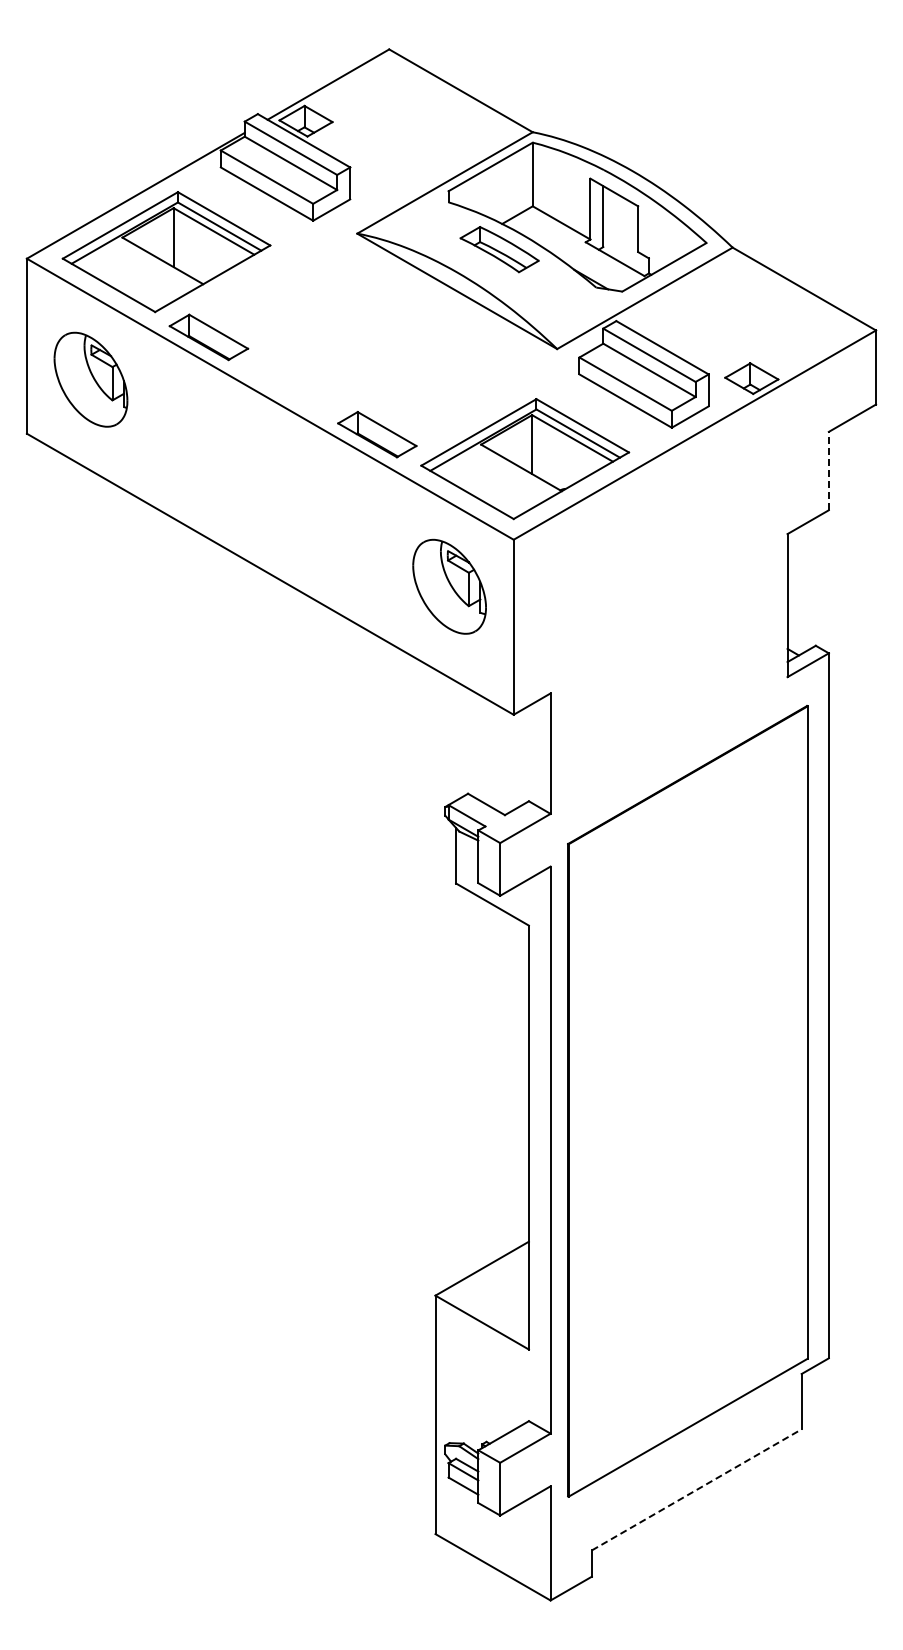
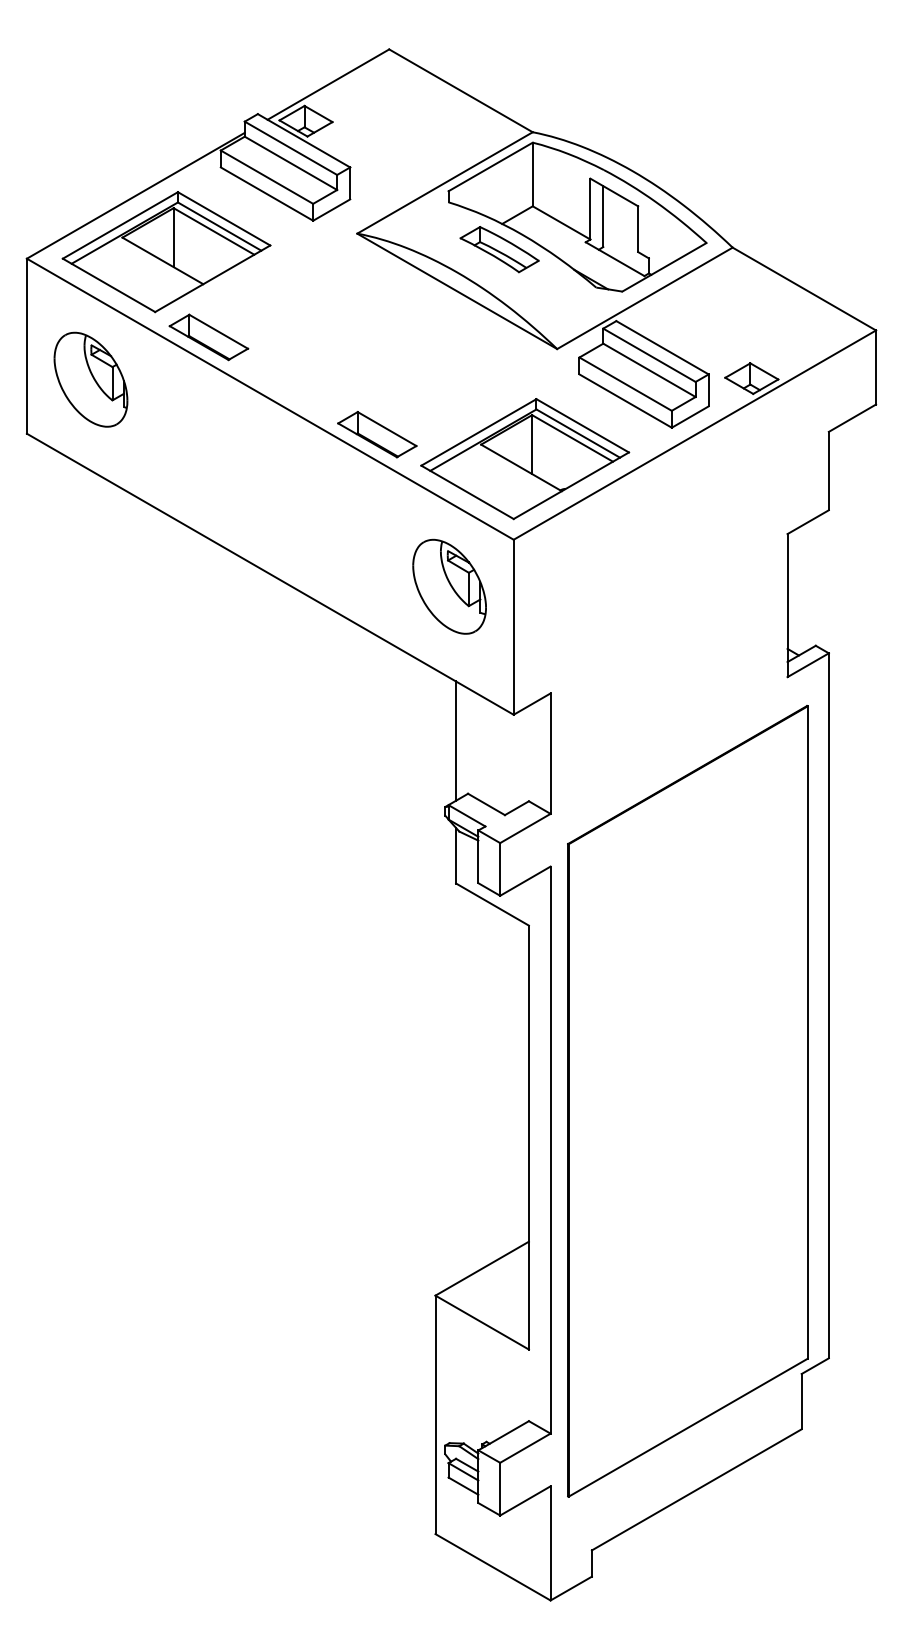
line: dashed -> solid (828, 470)
line: none -> present (456, 740)
line: dashed -> solid (697, 1489)
